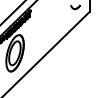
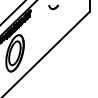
part position: (75, 7) -> (53, 7) (53, 7)
